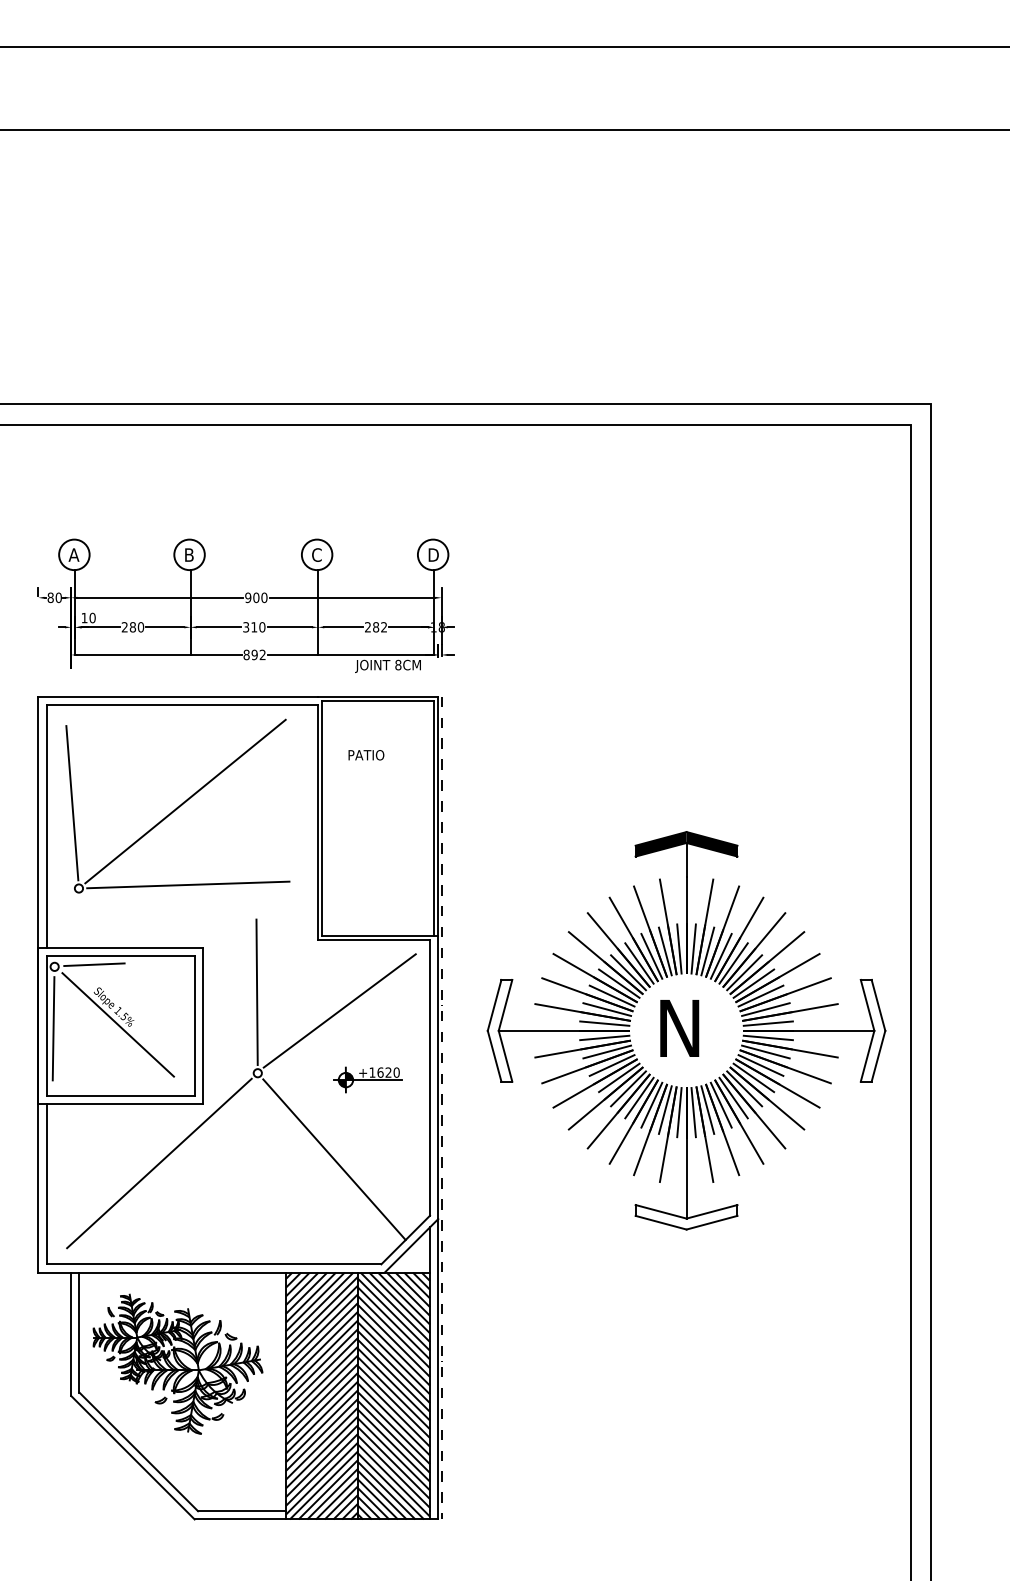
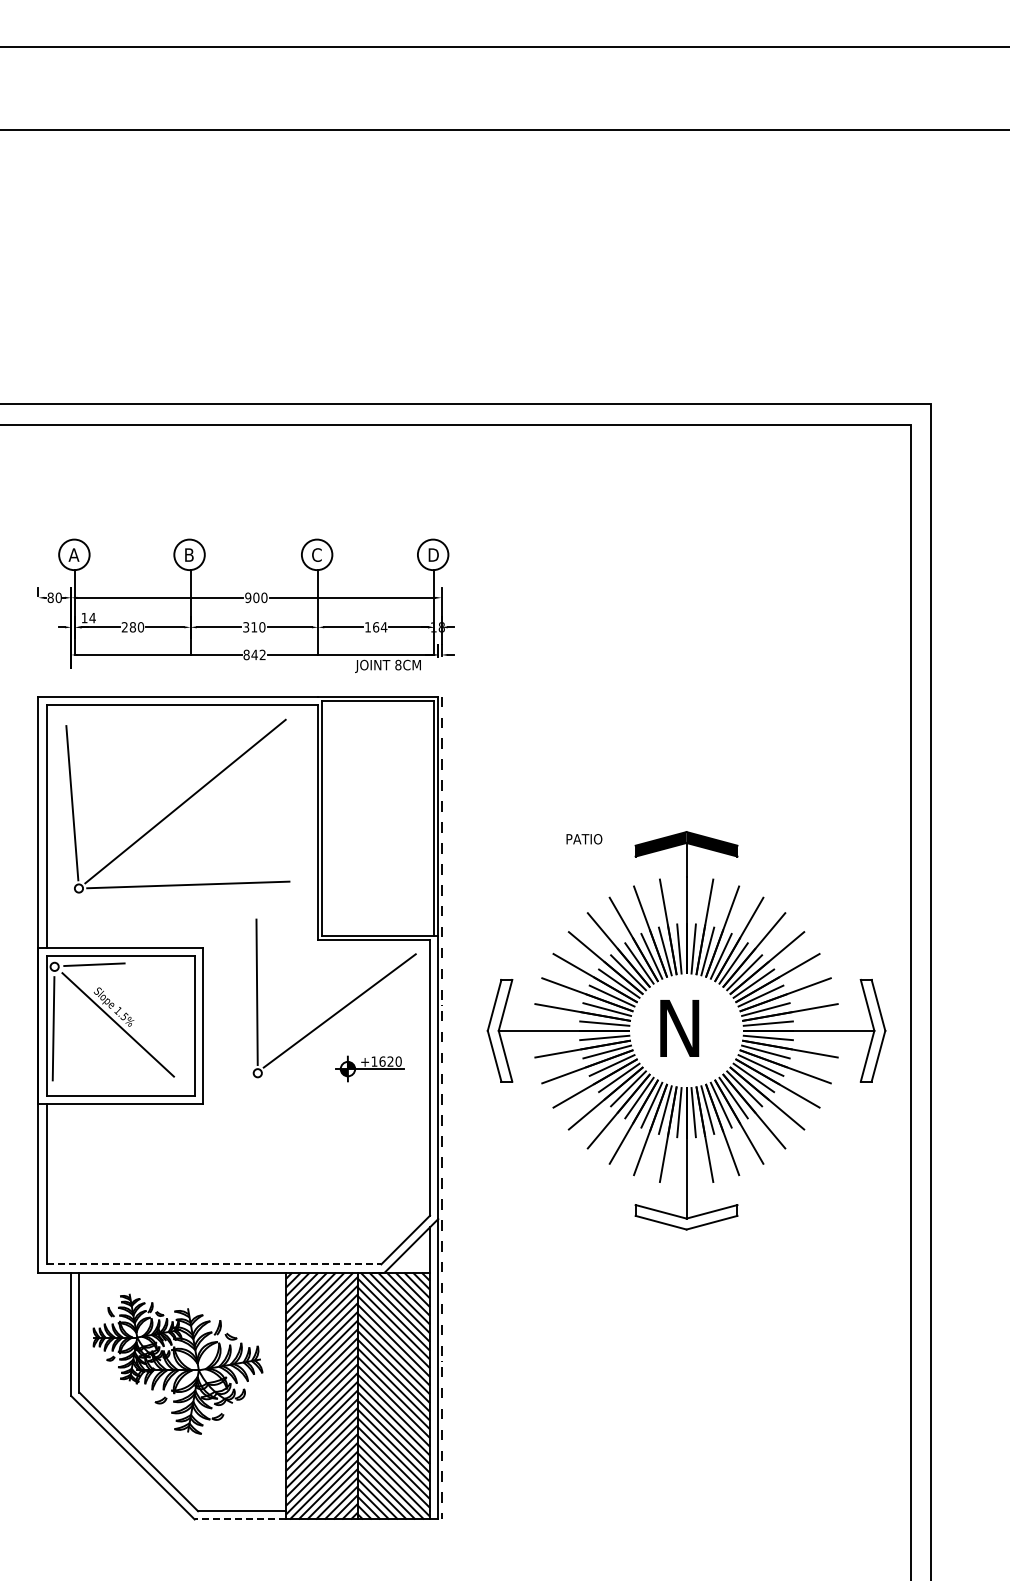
text: 10 -> 14 (92, 617)
text: 282 -> 164 (376, 627)
text: 892 -> 842 (254, 654)
text position: (366, 755) -> (584, 839) (584, 839)
part position: (367, 1079) -> (369, 1068) (369, 1068)
line: present -> none (334, 1159)
line: present -> none (159, 1163)
line: solid -> dashed (214, 1264)
line: solid -> dashed (240, 1519)
